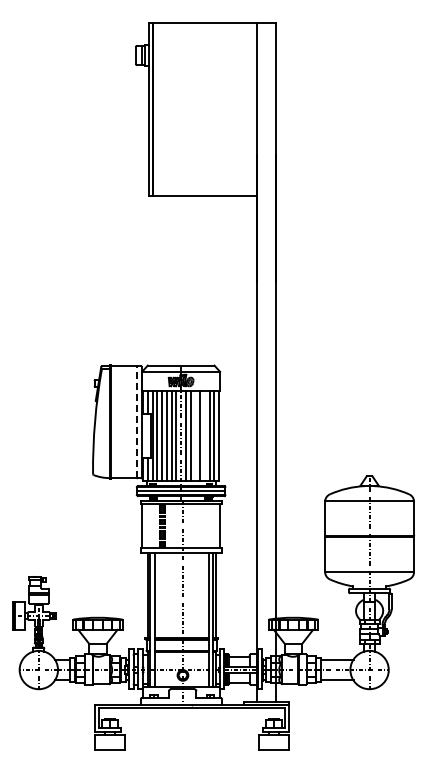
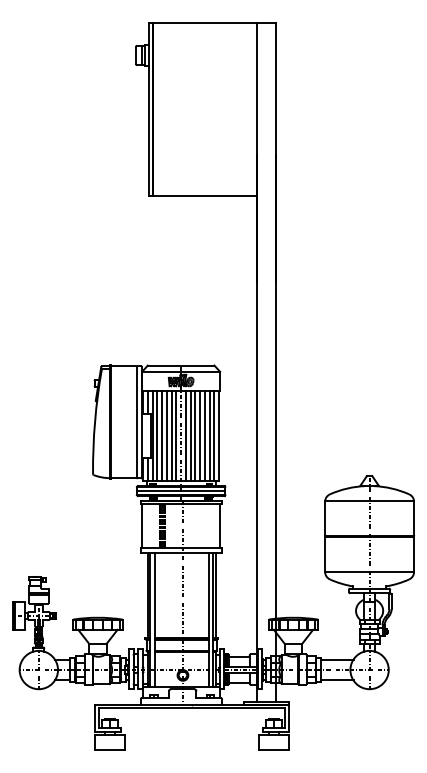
line: dashed -> solid (137, 421)
line: none -> present (195, 435)
line: none -> present (204, 435)
